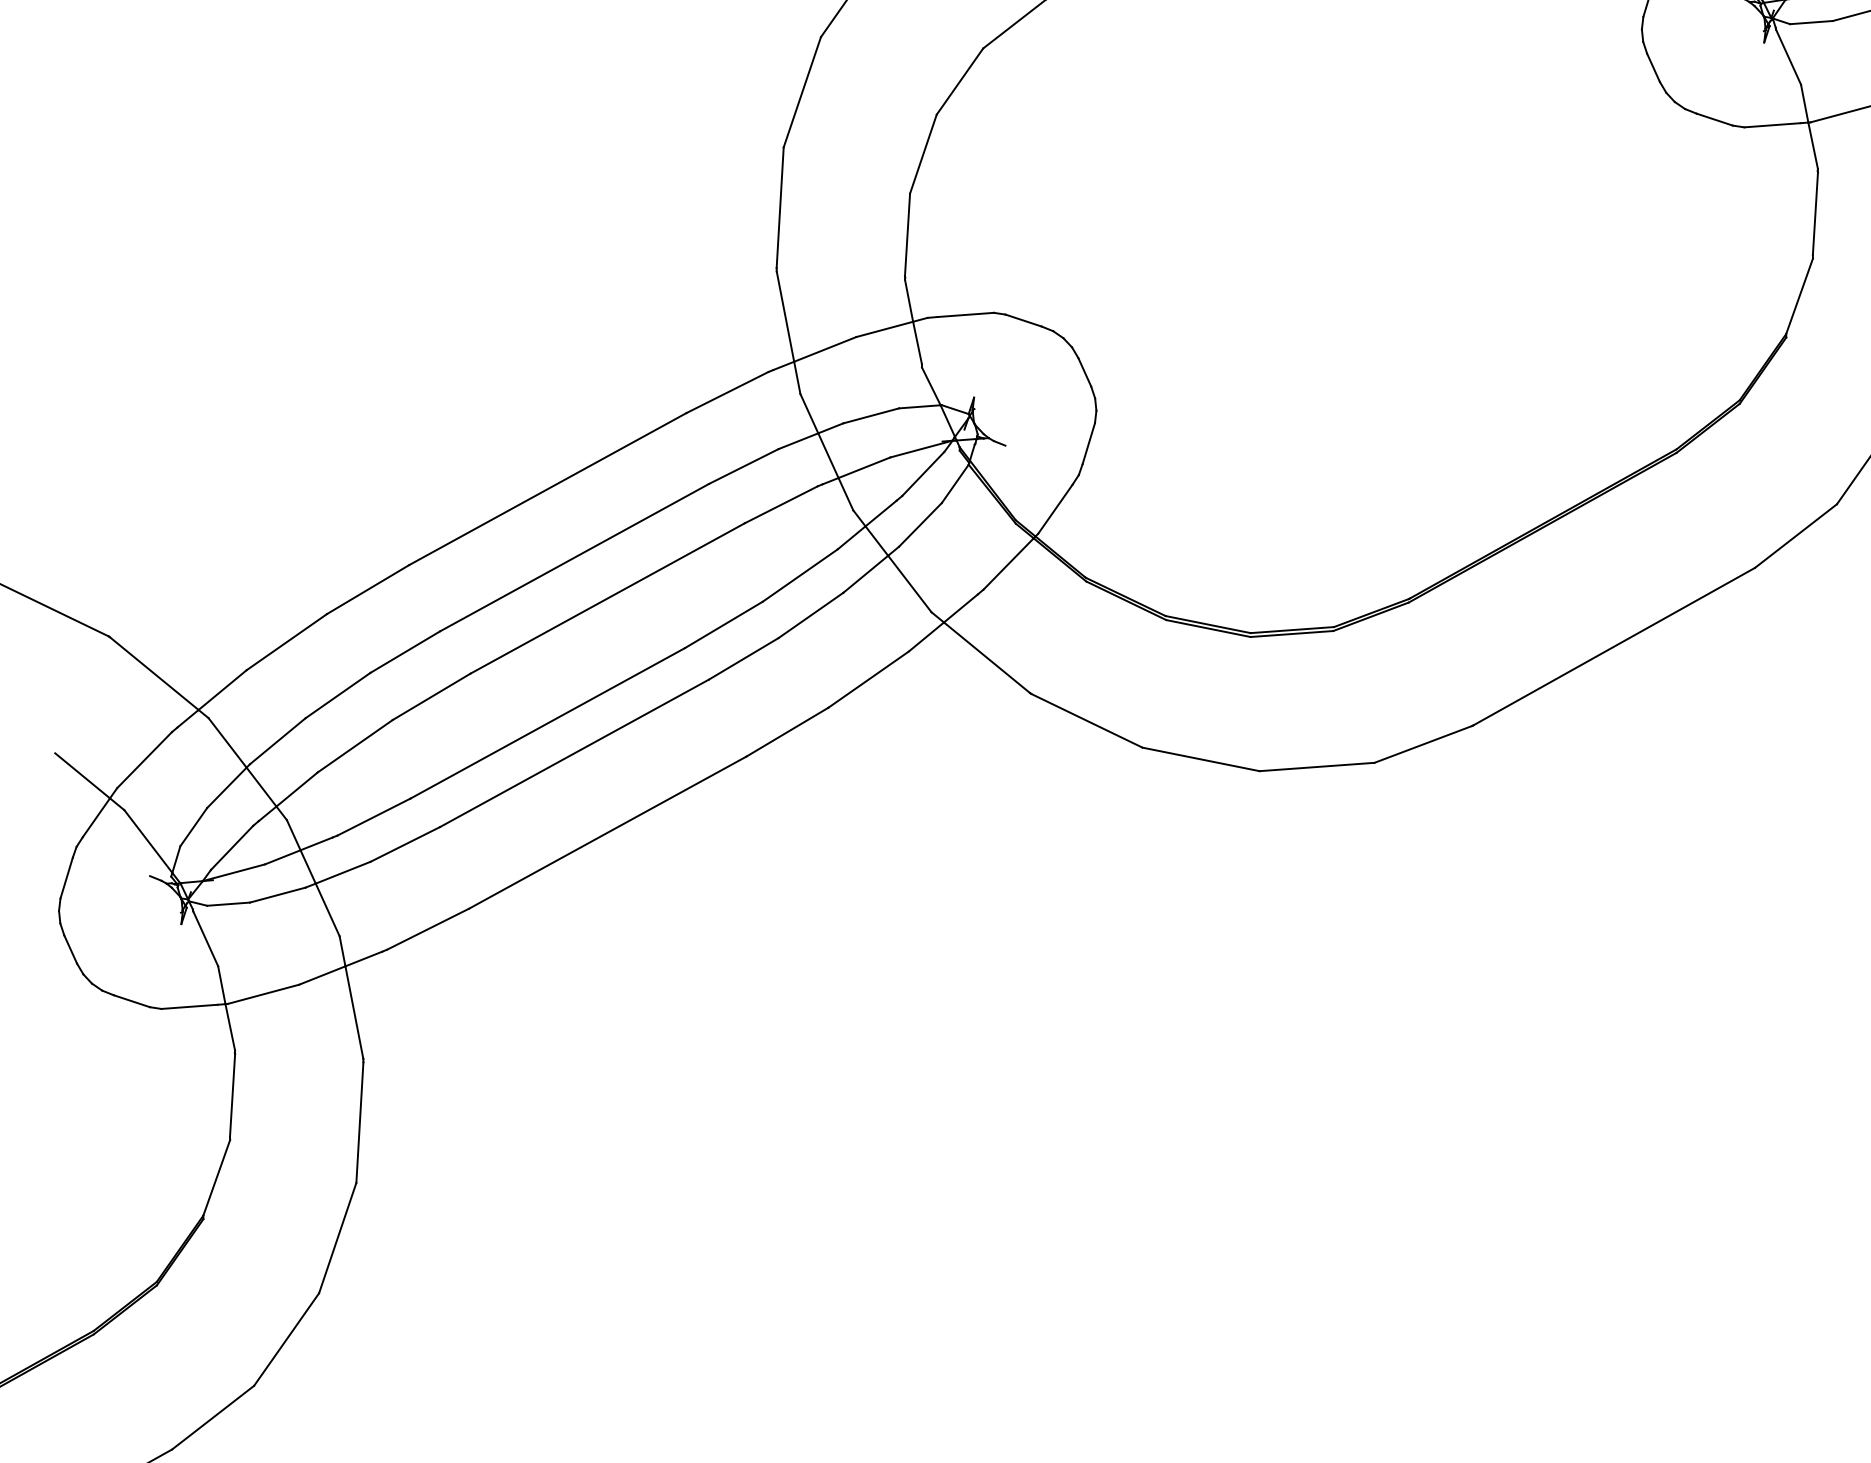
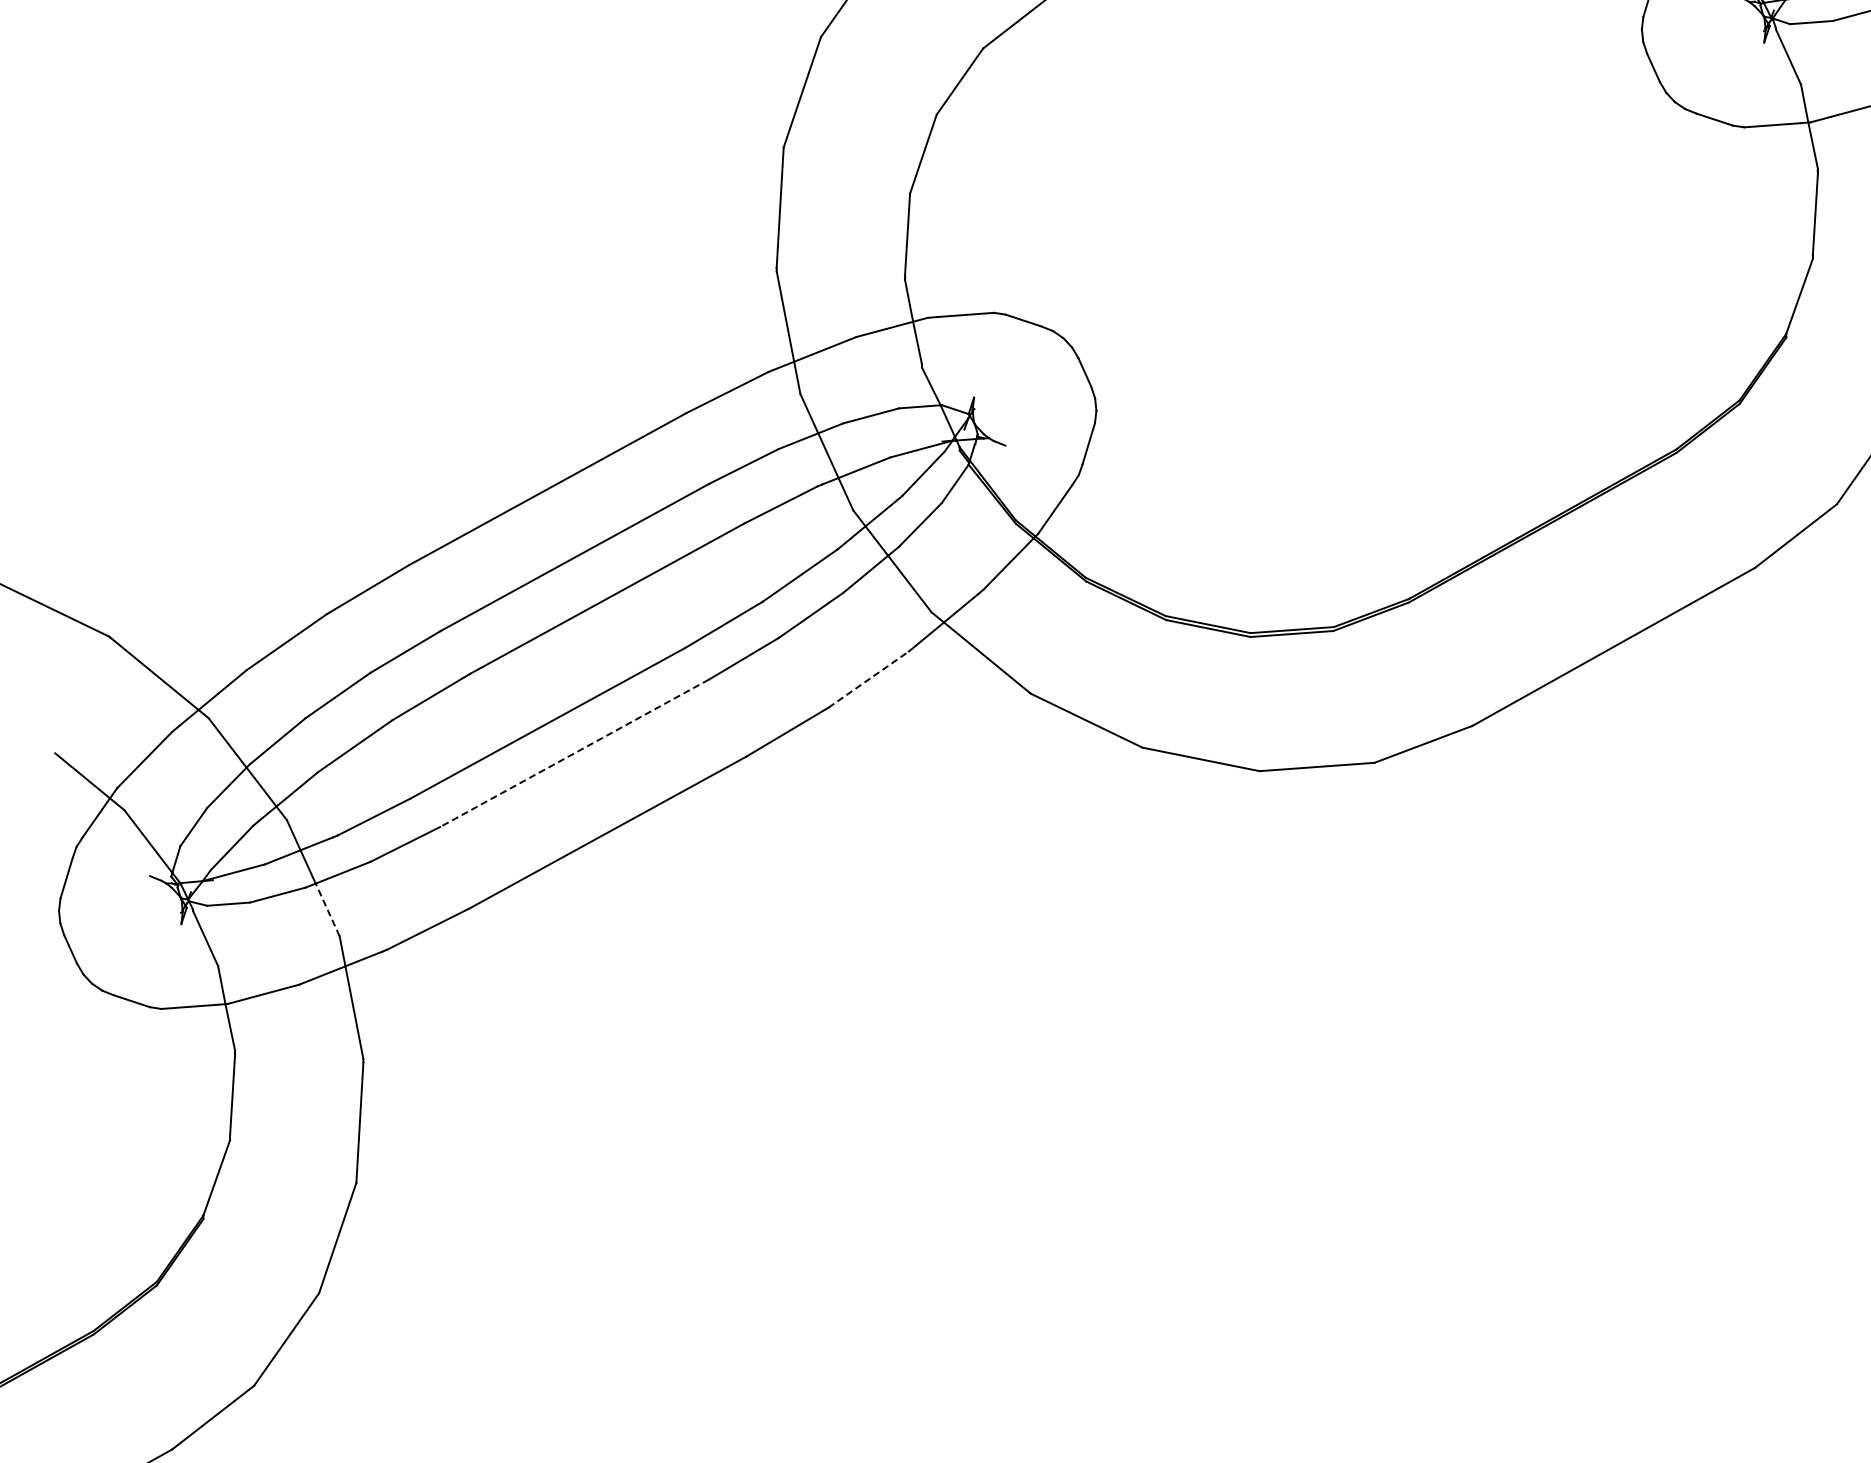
line: solid -> dashed (869, 679)
line: solid -> dashed (574, 753)
line: solid -> dashed (327, 909)
